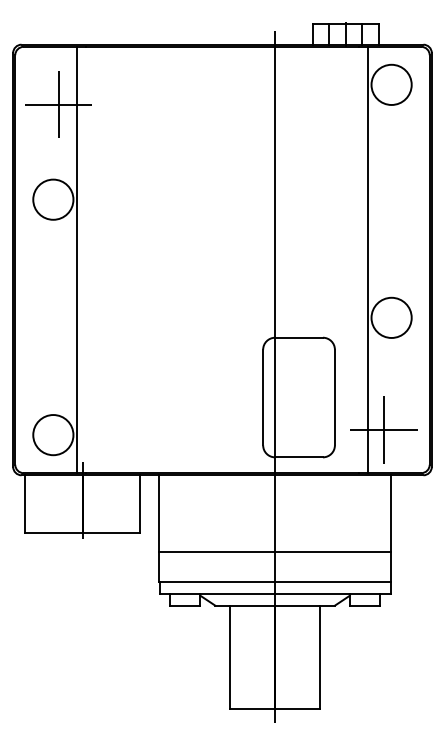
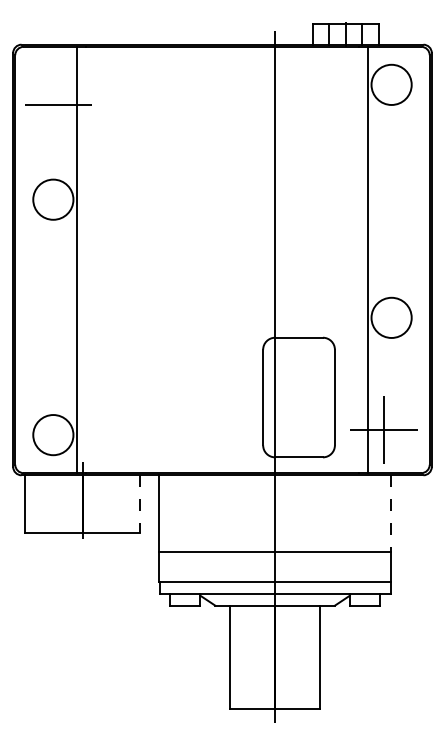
line: present -> none (58, 104)
line: solid -> dashed (139, 504)
line: solid -> dashed (391, 514)
